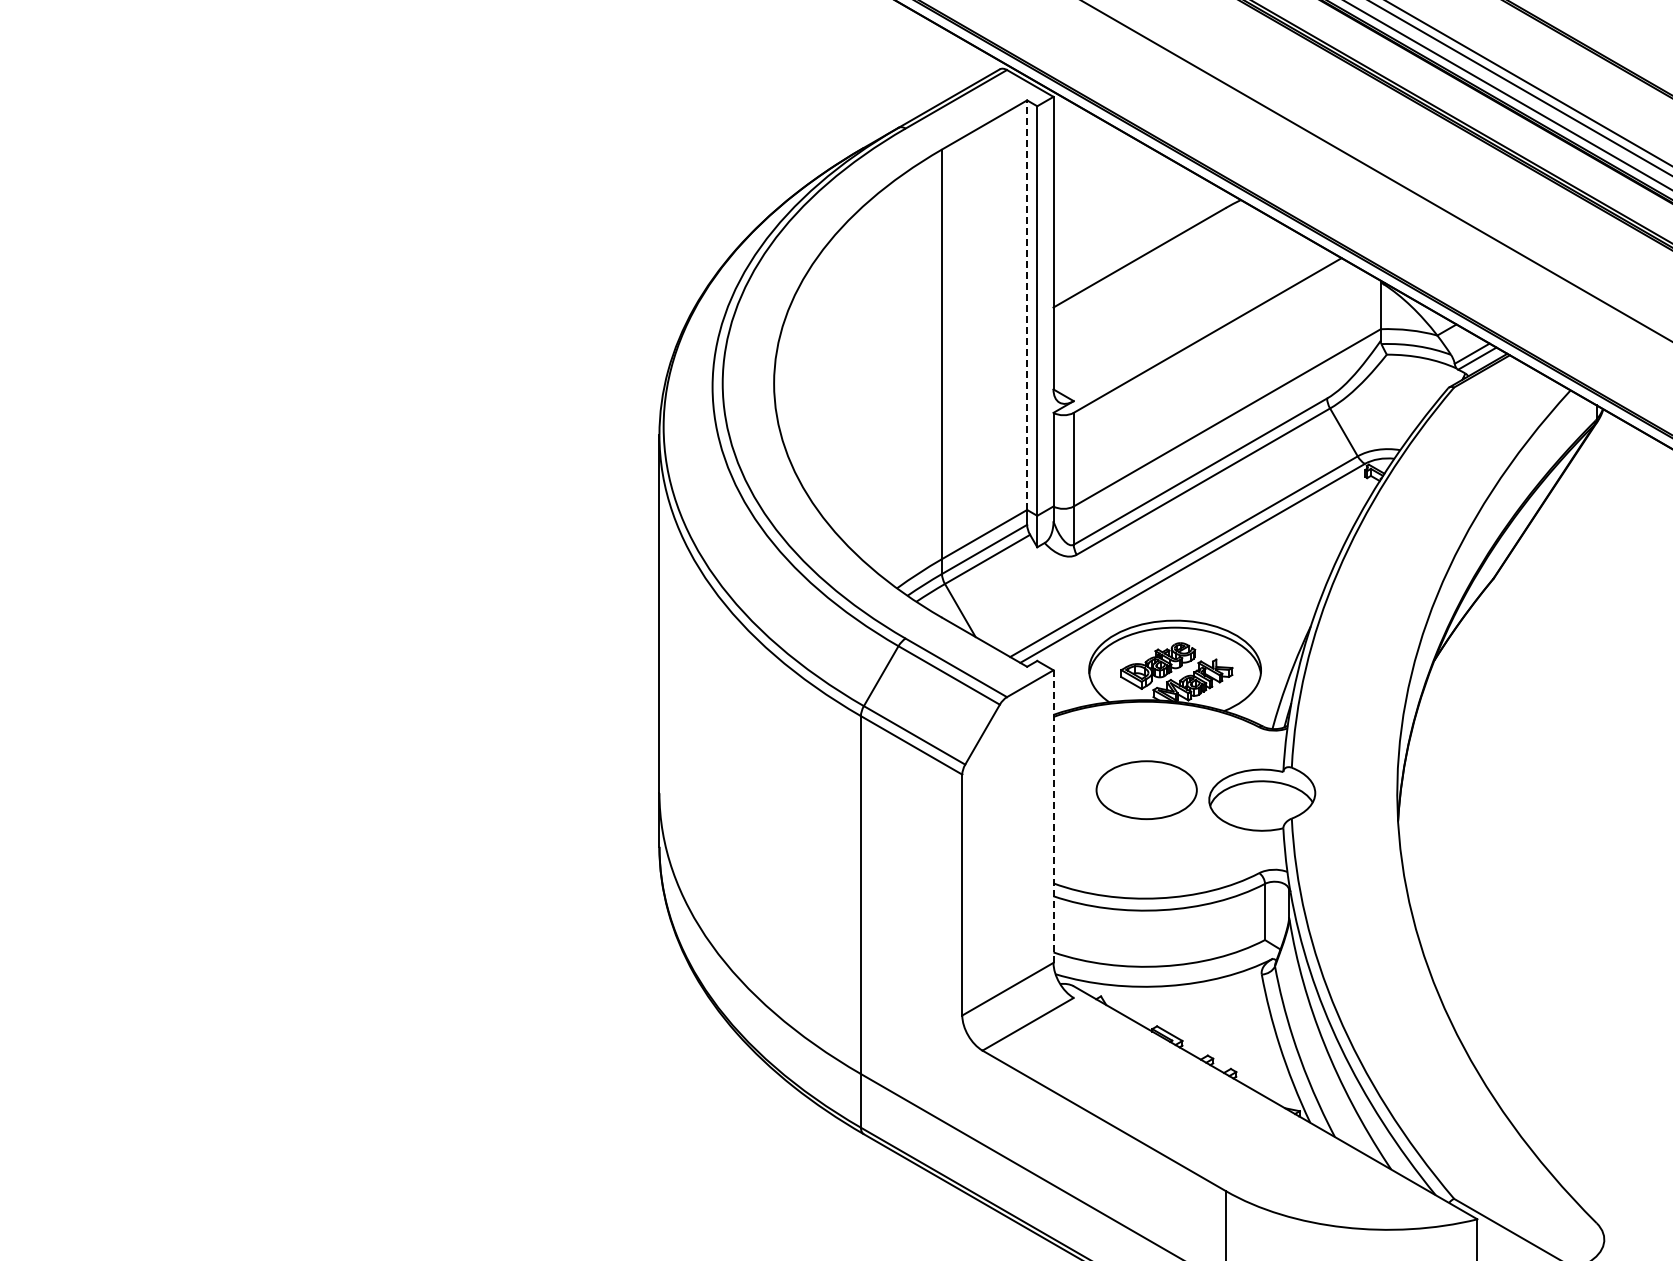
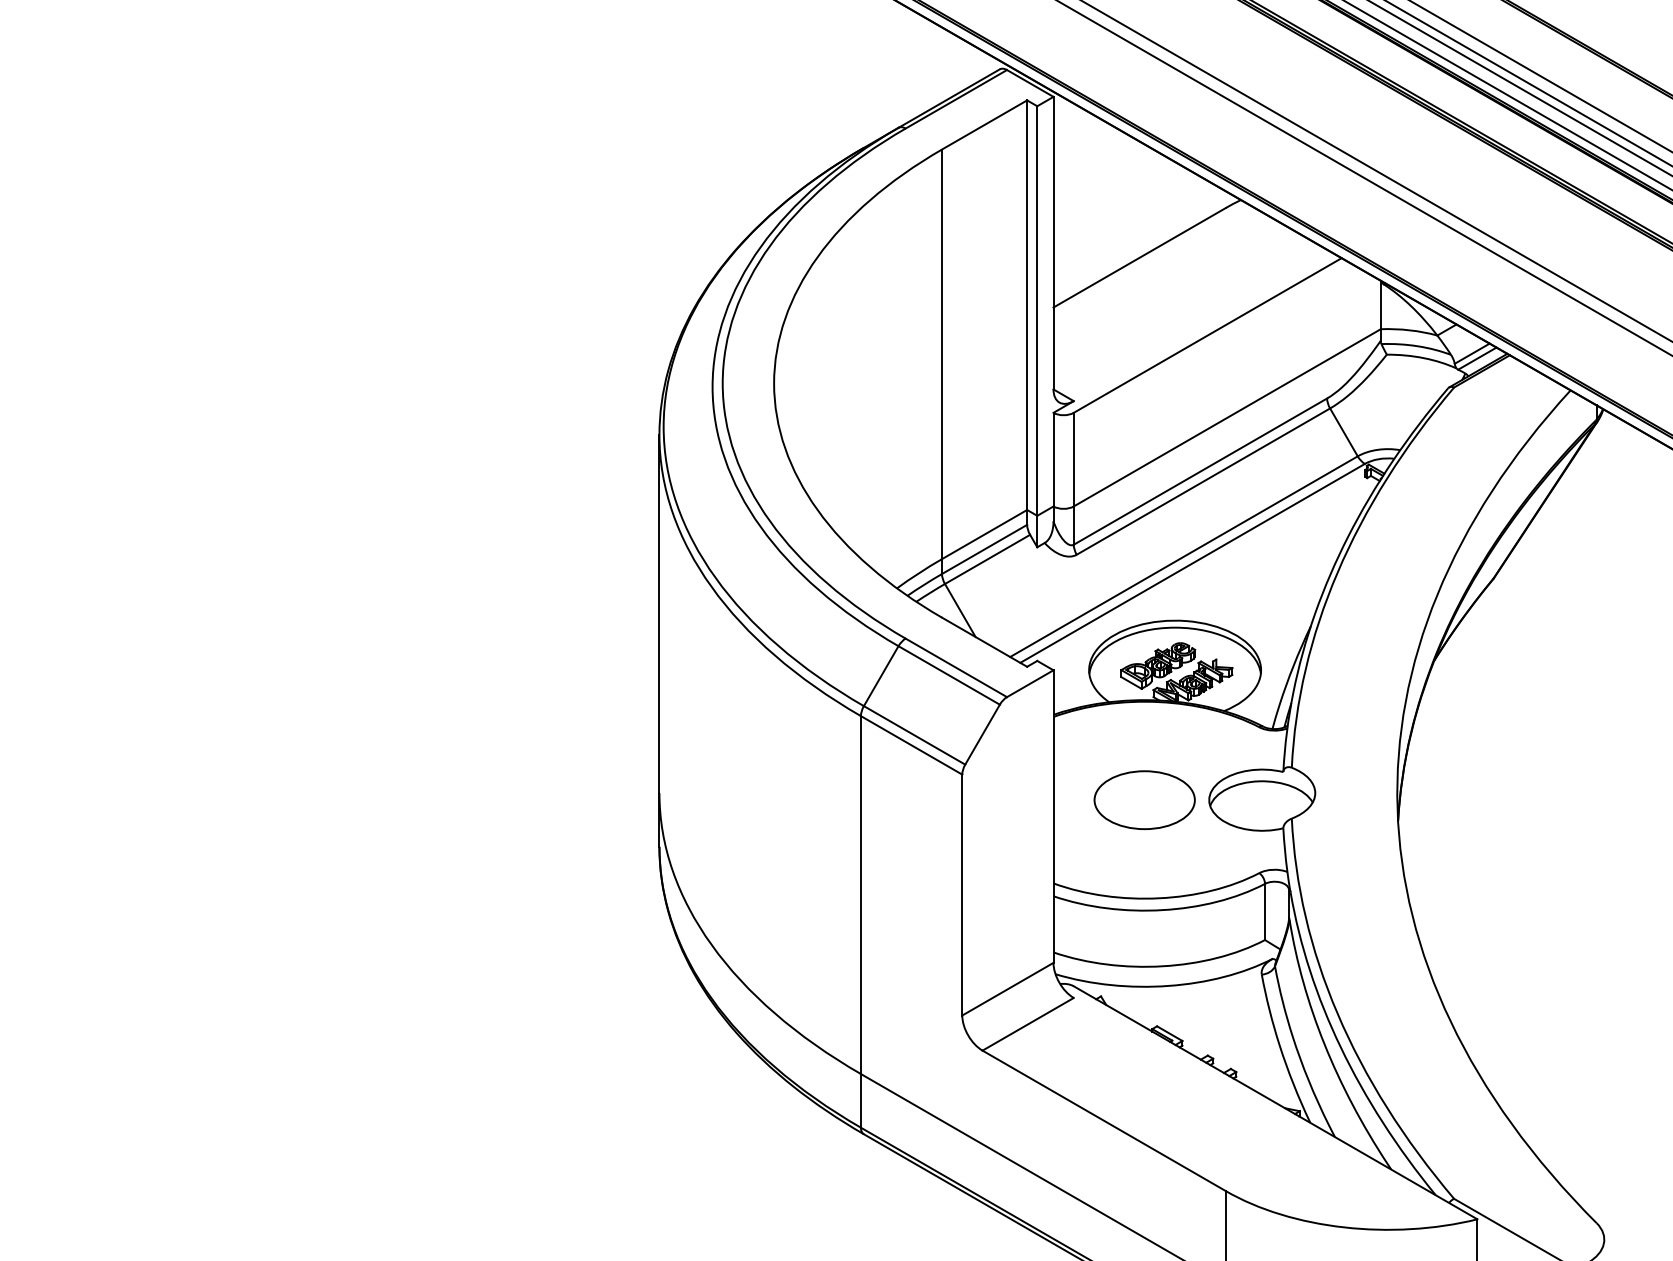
line: none -> present (1540, 76)
line: none -> present (1364, 178)
line: dashed -> solid (1027, 305)
part position: (1146, 790) -> (1144, 800) (1144, 800)
line: dashed -> solid (1053, 817)
